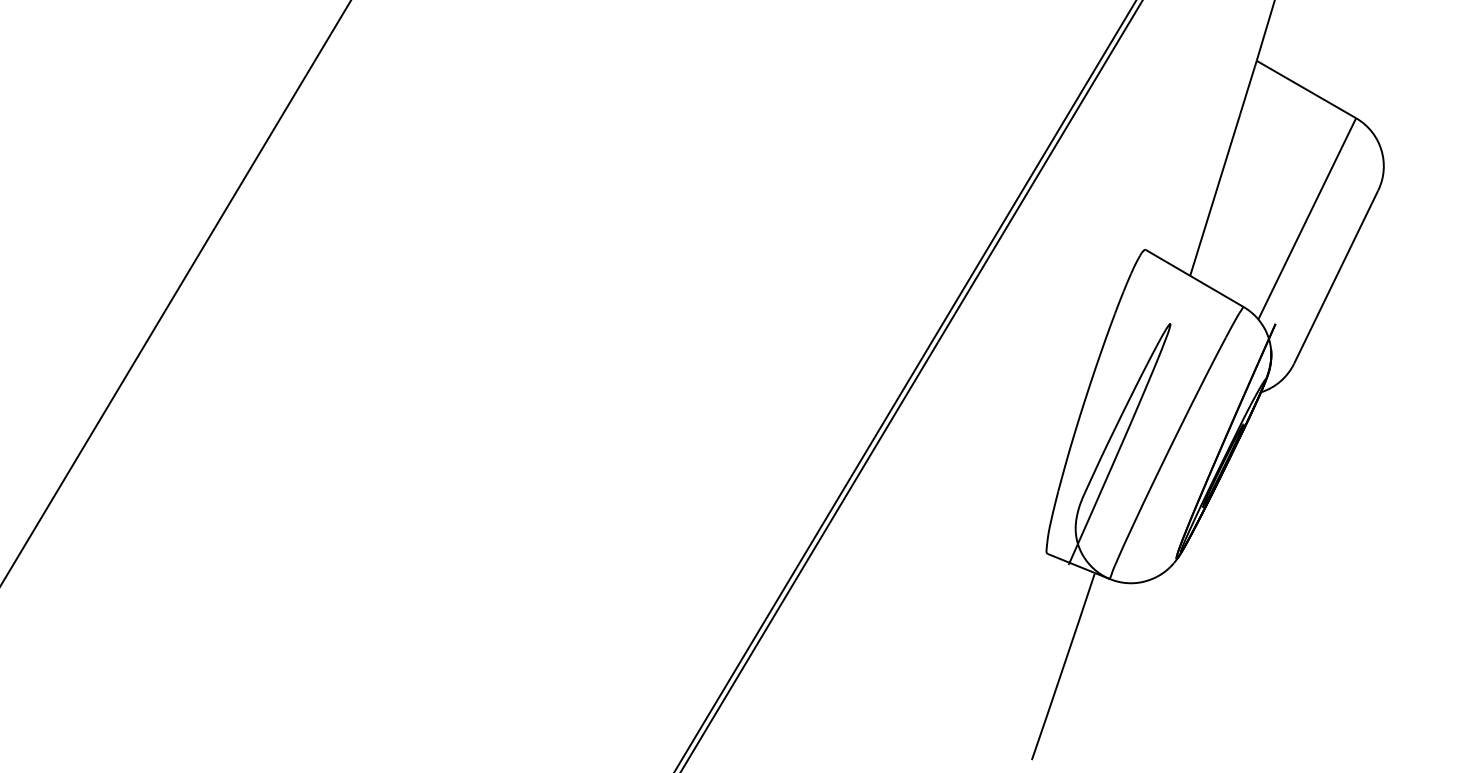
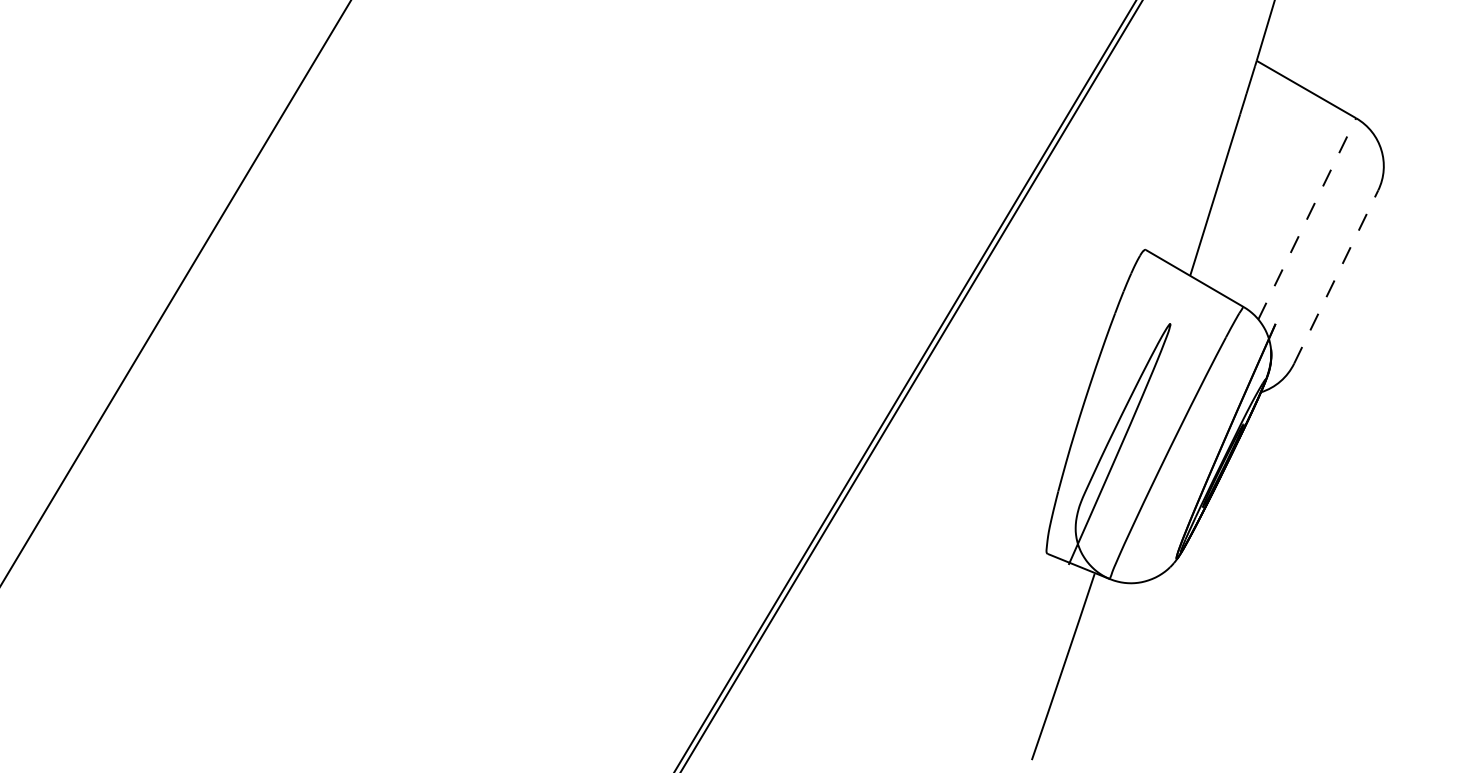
line: solid -> dashed (1307, 218)
line: solid -> dashed (1336, 276)
